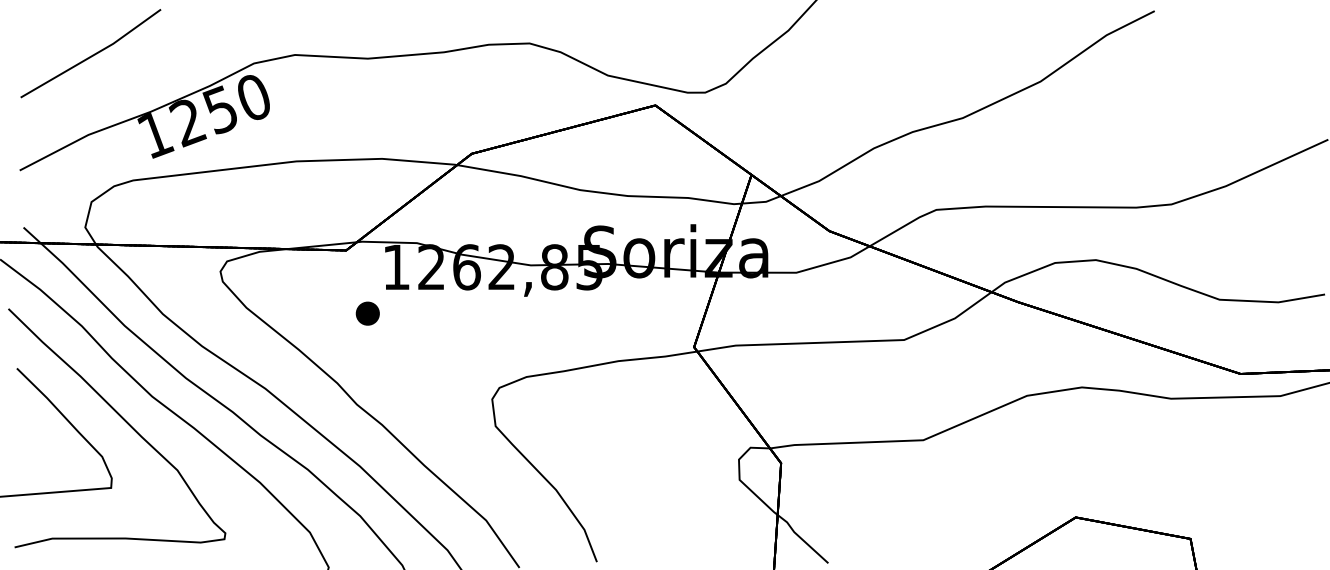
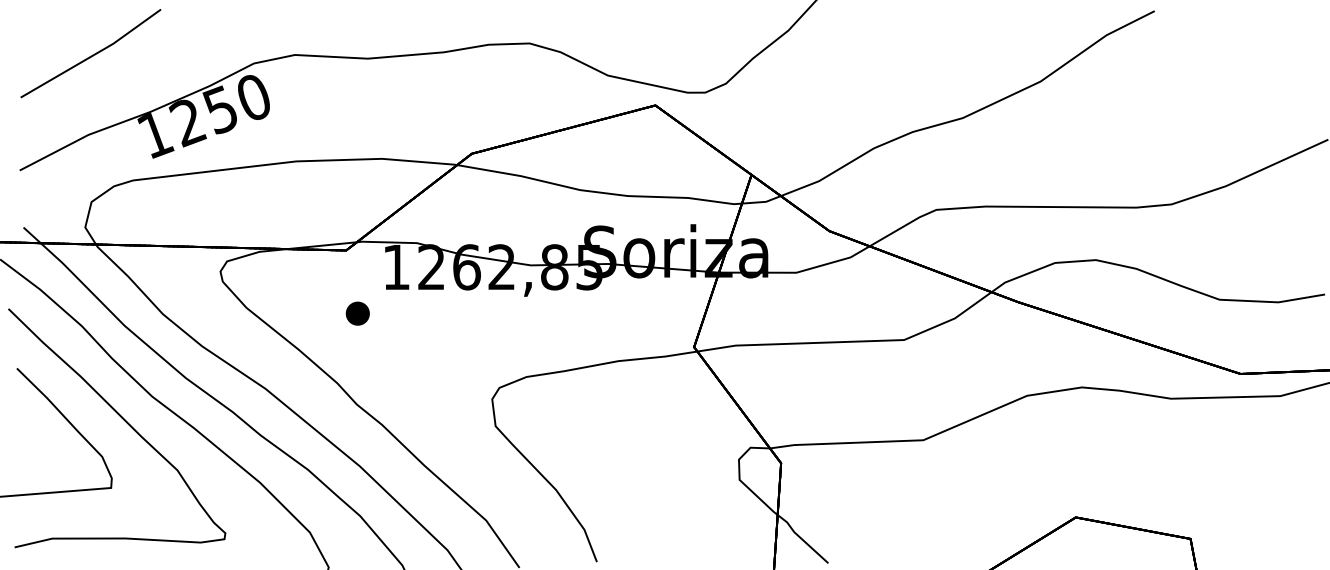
part position: (367, 313) -> (357, 313) (357, 313)
